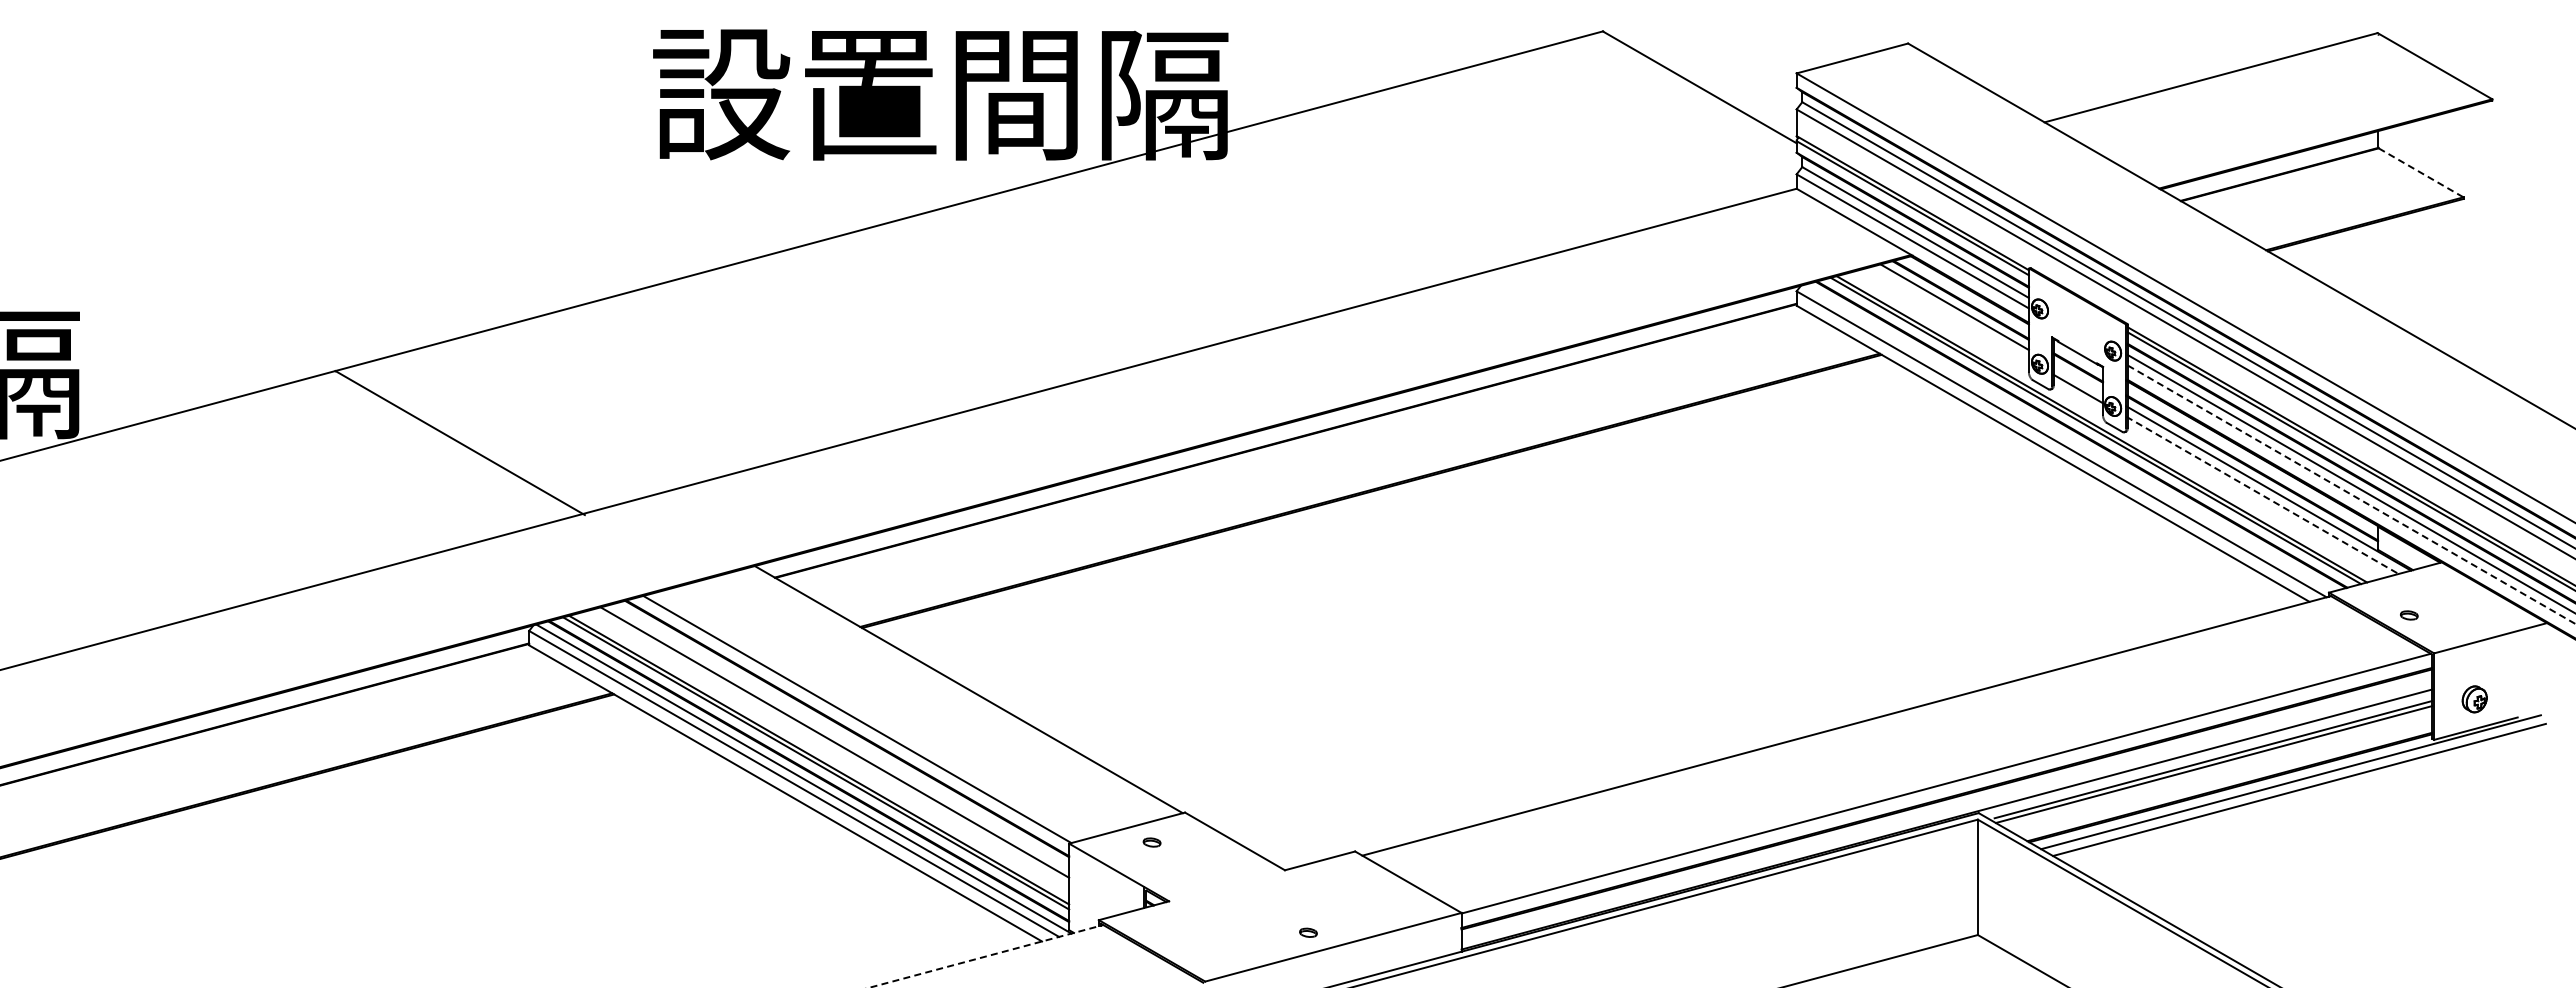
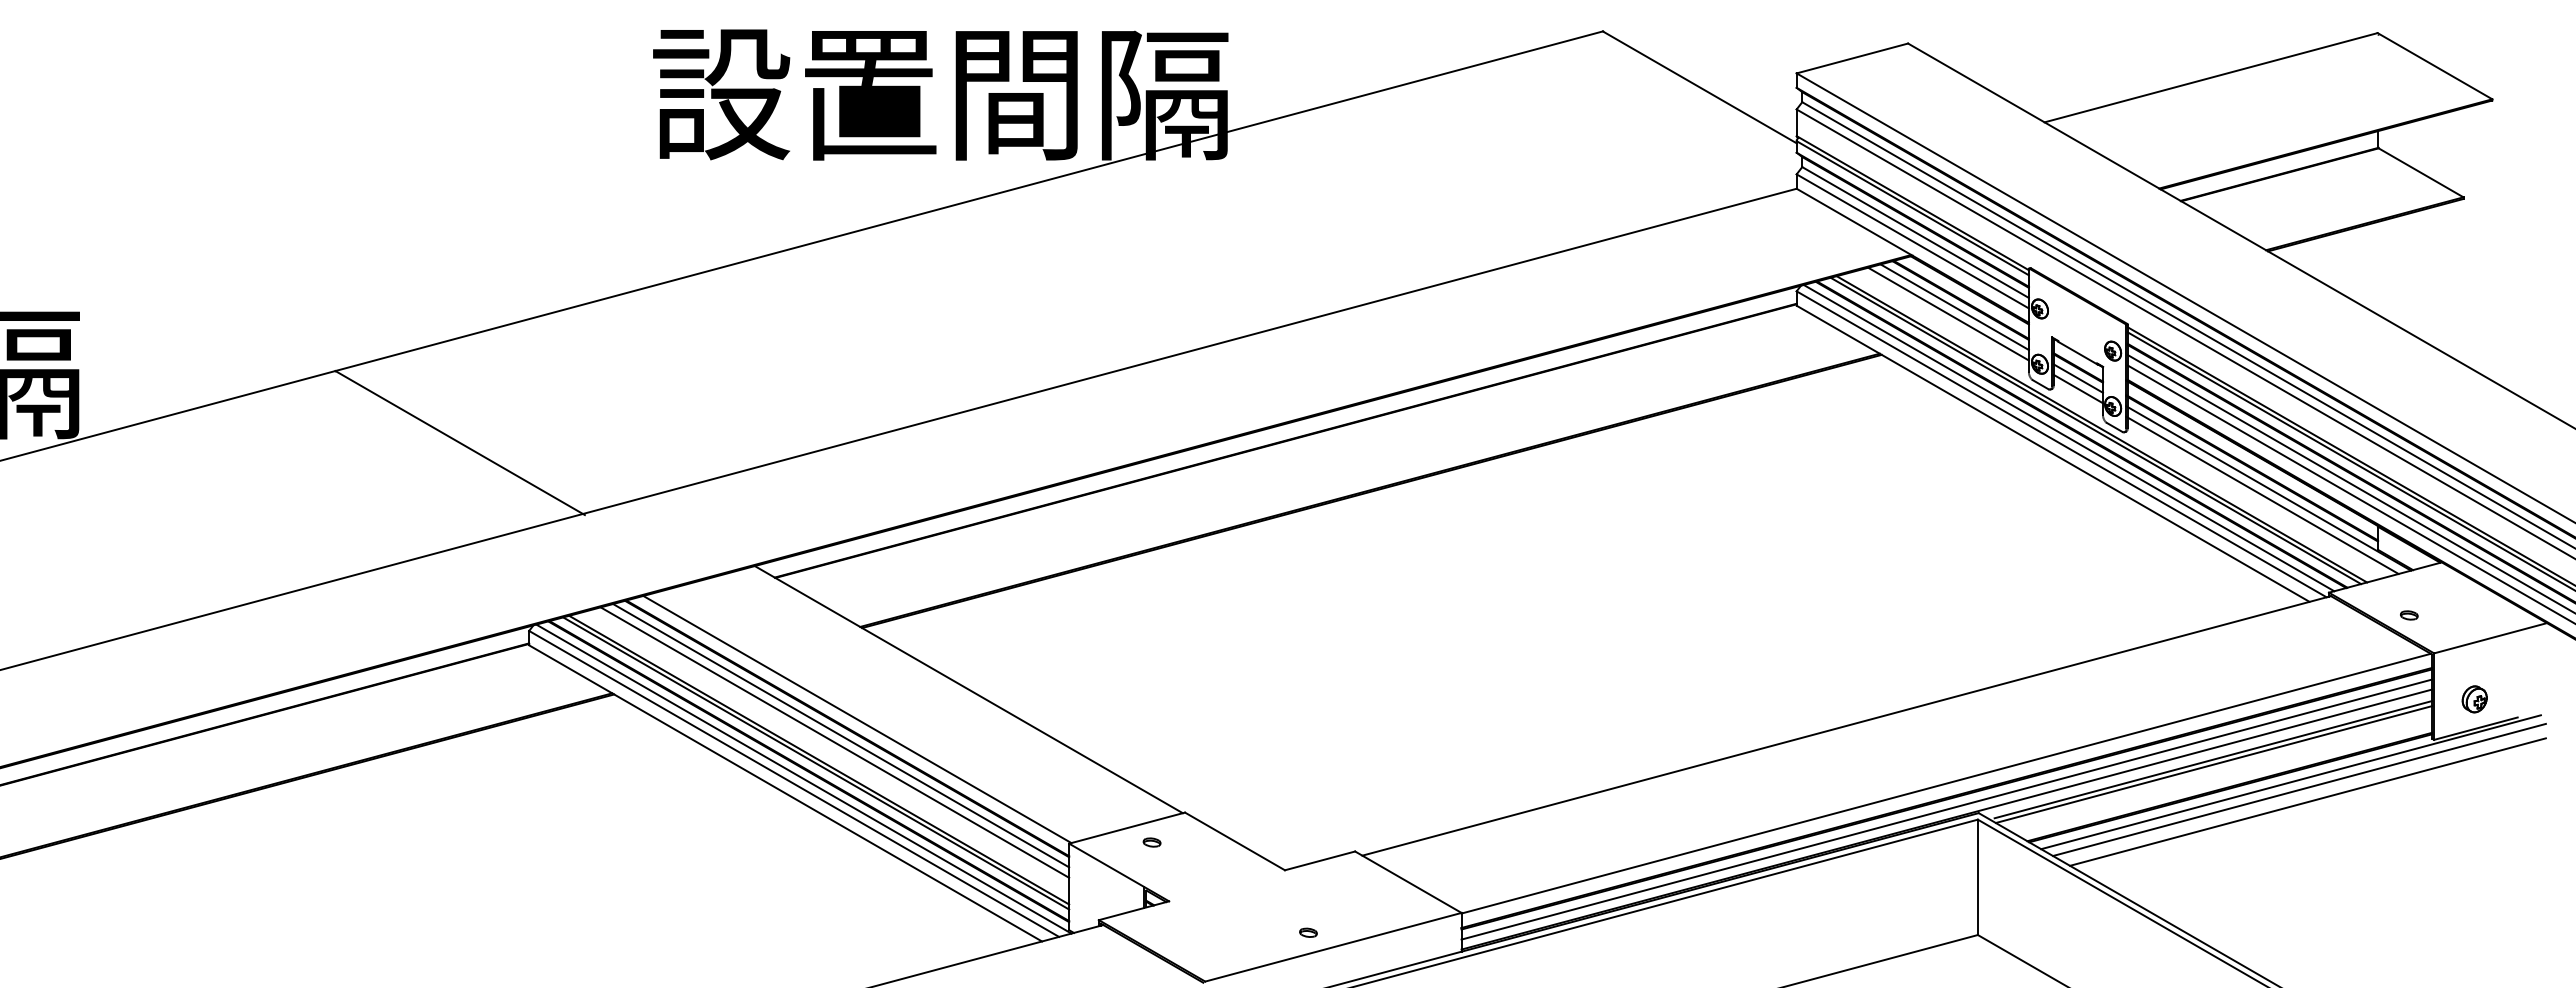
line: dashed -> solid (2421, 172)
line: none -> present (1948, 313)
line: none -> present (2077, 378)
line: none -> present (2068, 438)
line: dashed -> solid (2262, 495)
line: dashed -> solid (2352, 495)
line: none -> present (841, 735)
line: none -> present (2307, 801)
line: none -> present (1946, 809)
line: dashed -> solid (986, 956)
